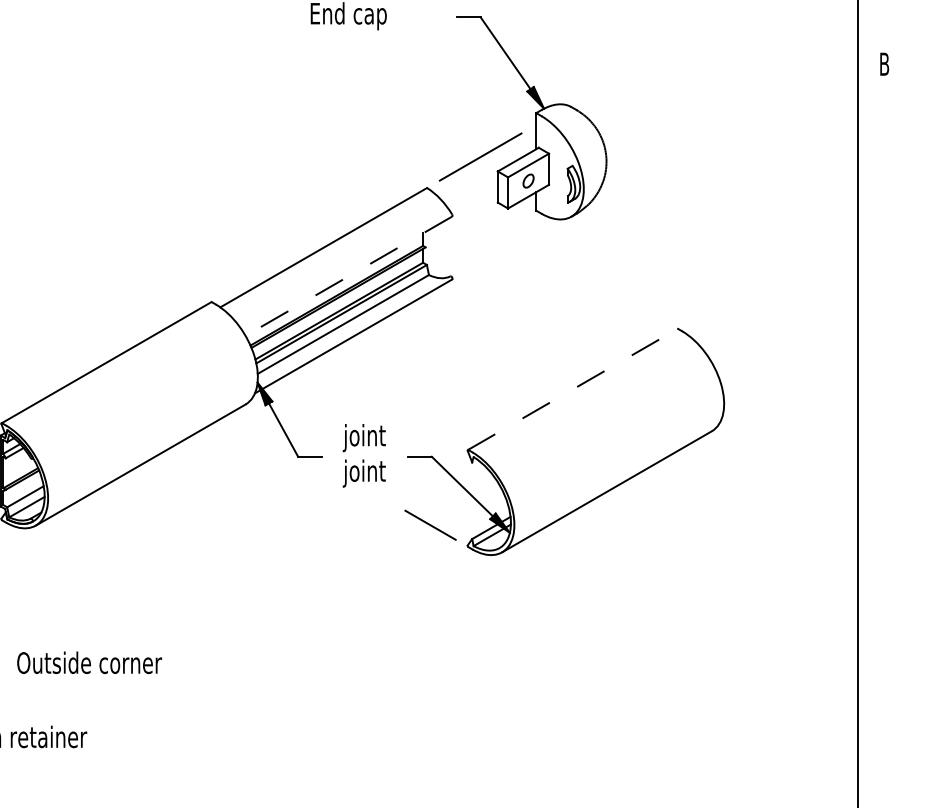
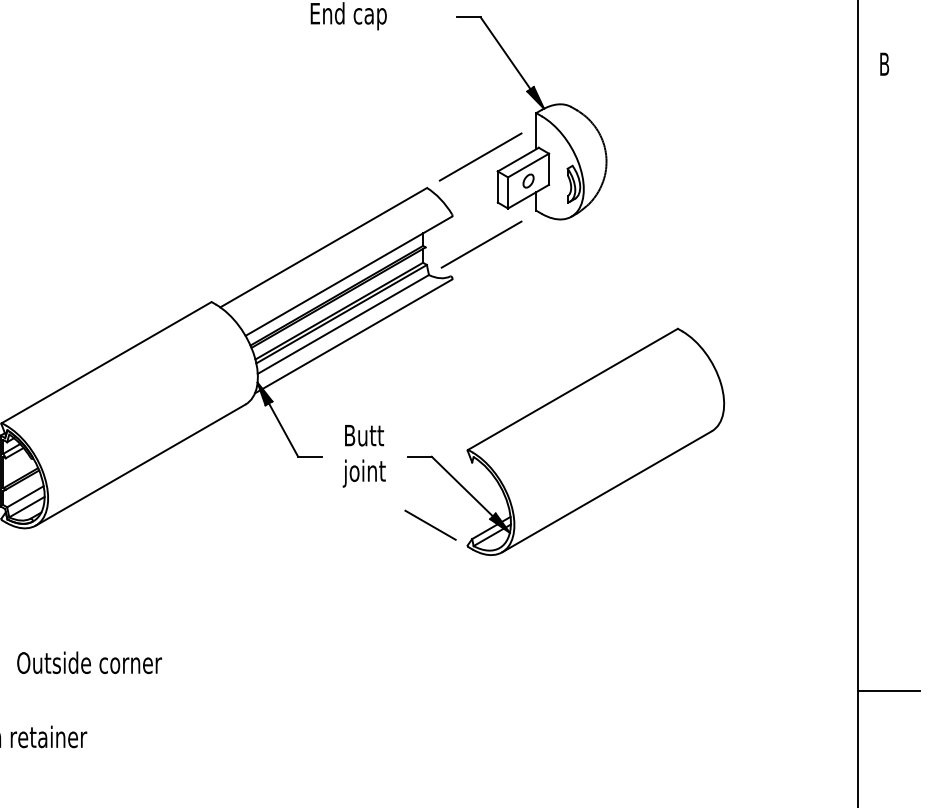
line: none -> present (481, 244)
line: dashed -> solid (348, 276)
line: dashed -> solid (573, 389)
text: joint -> Butt (363, 438)
line: none -> present (889, 690)
